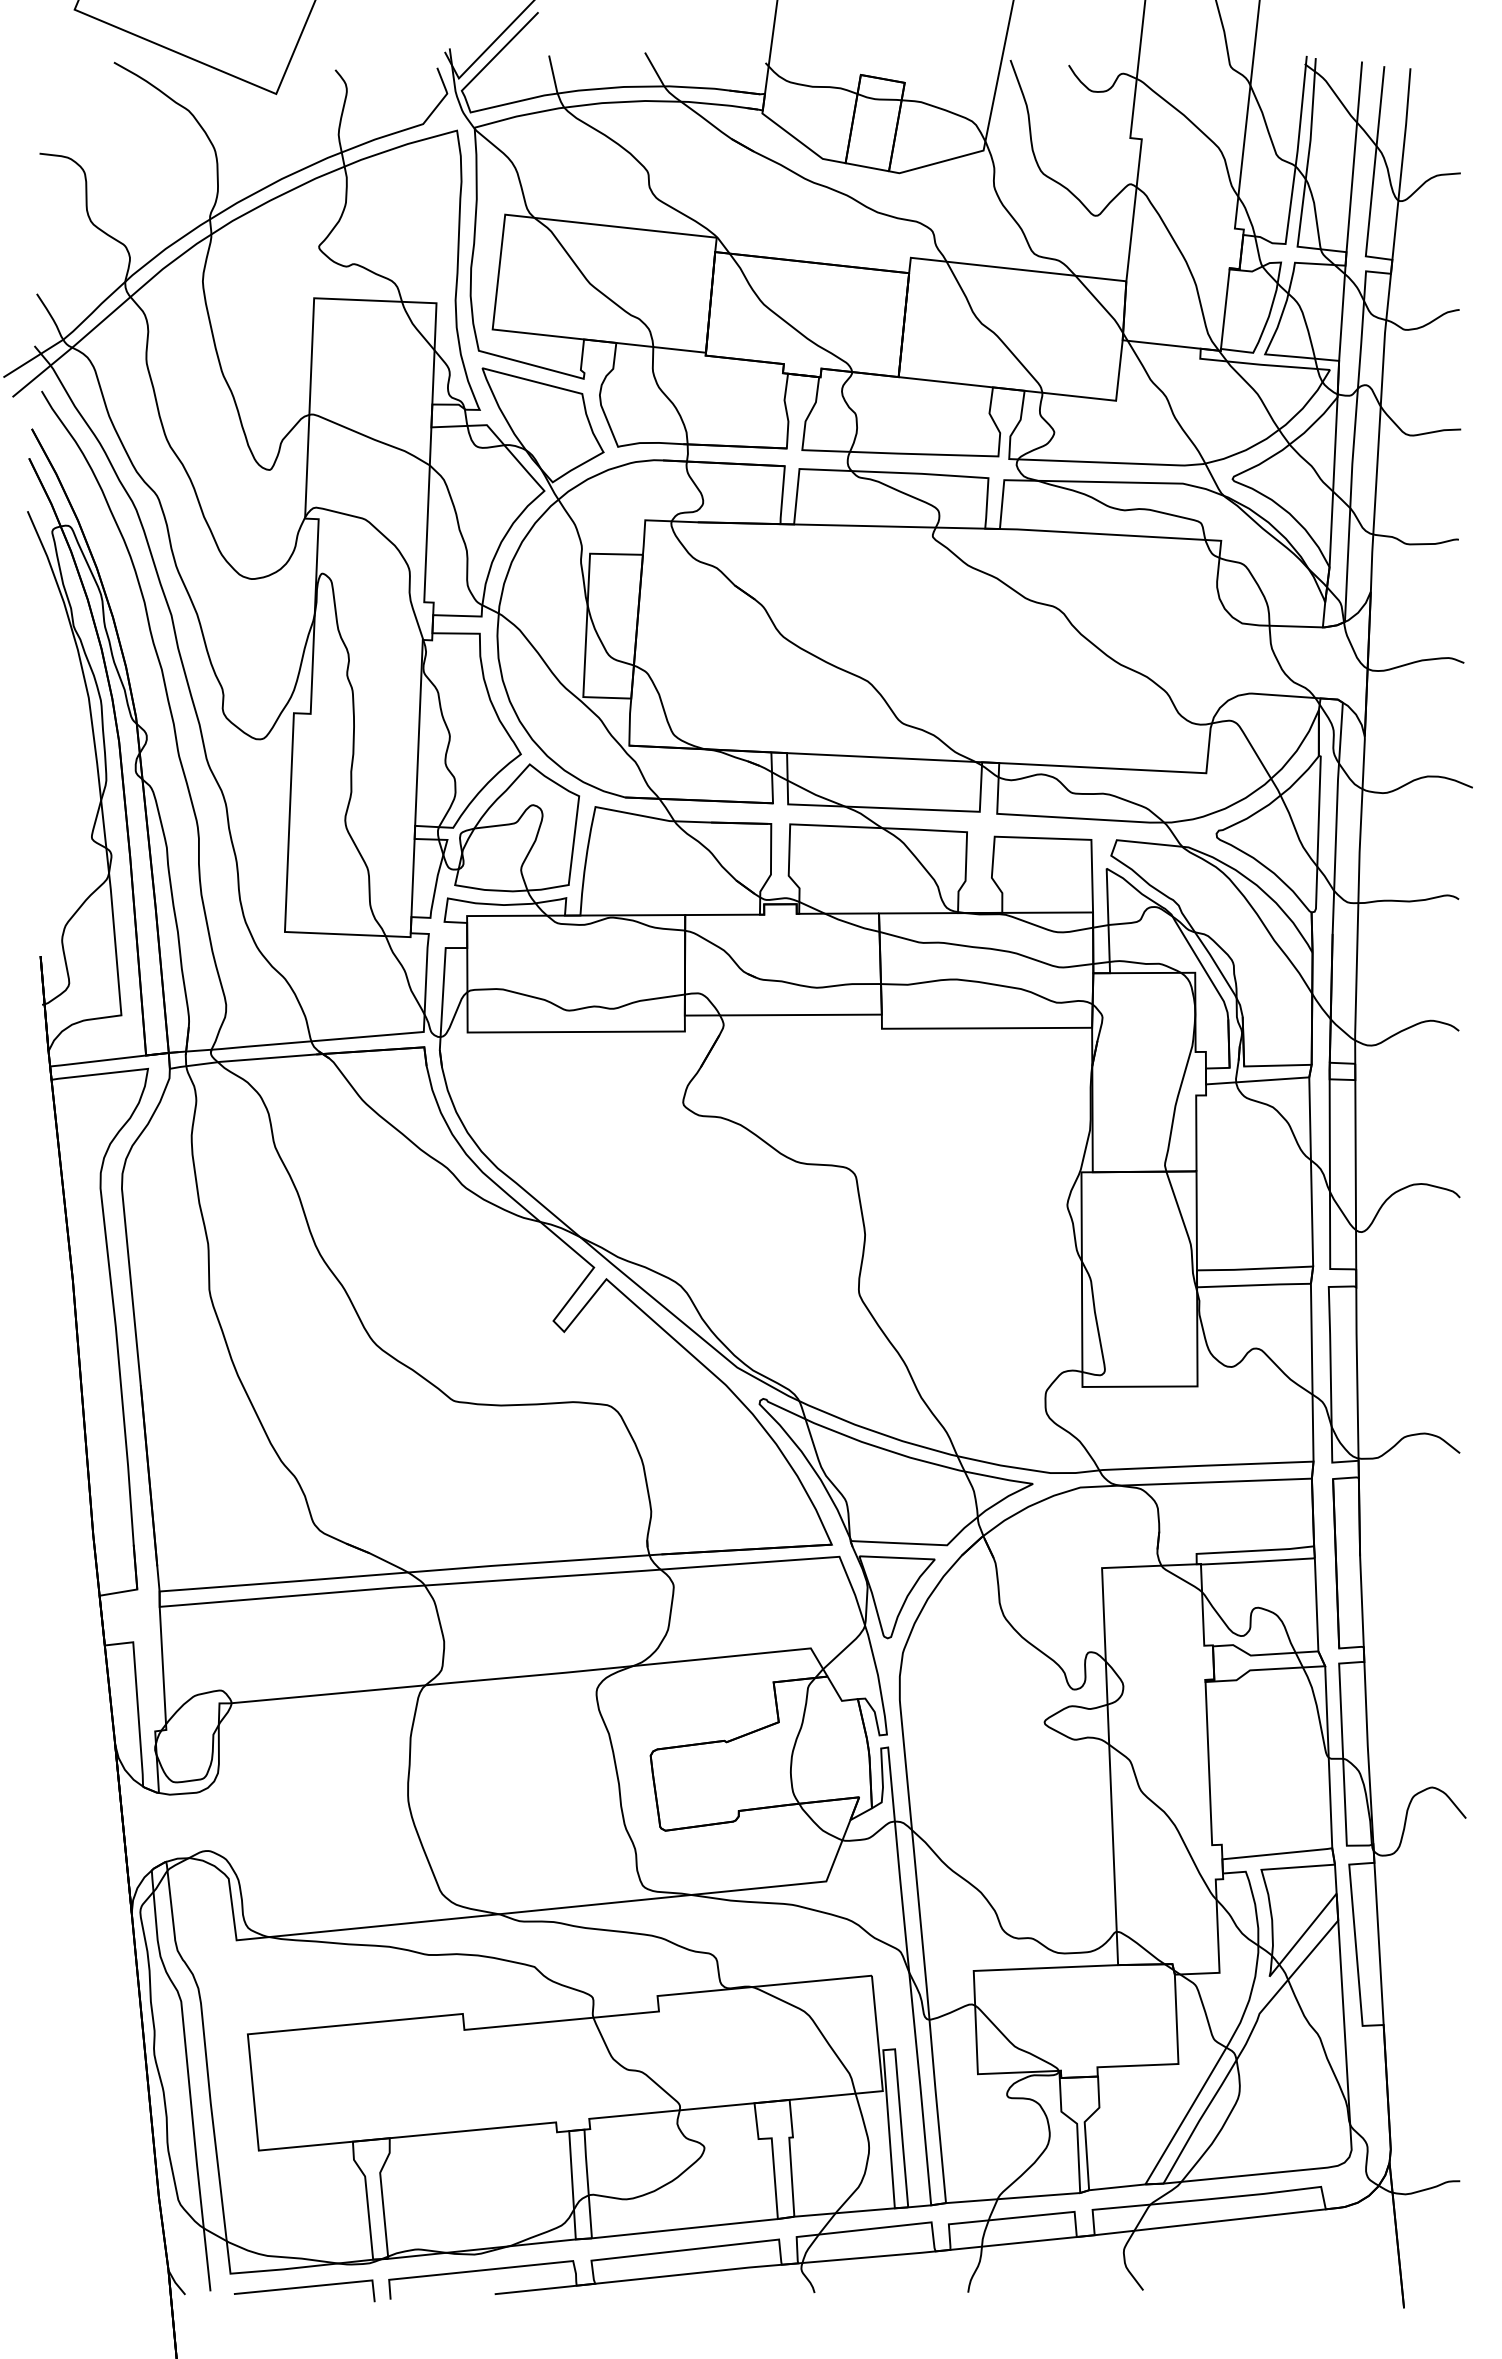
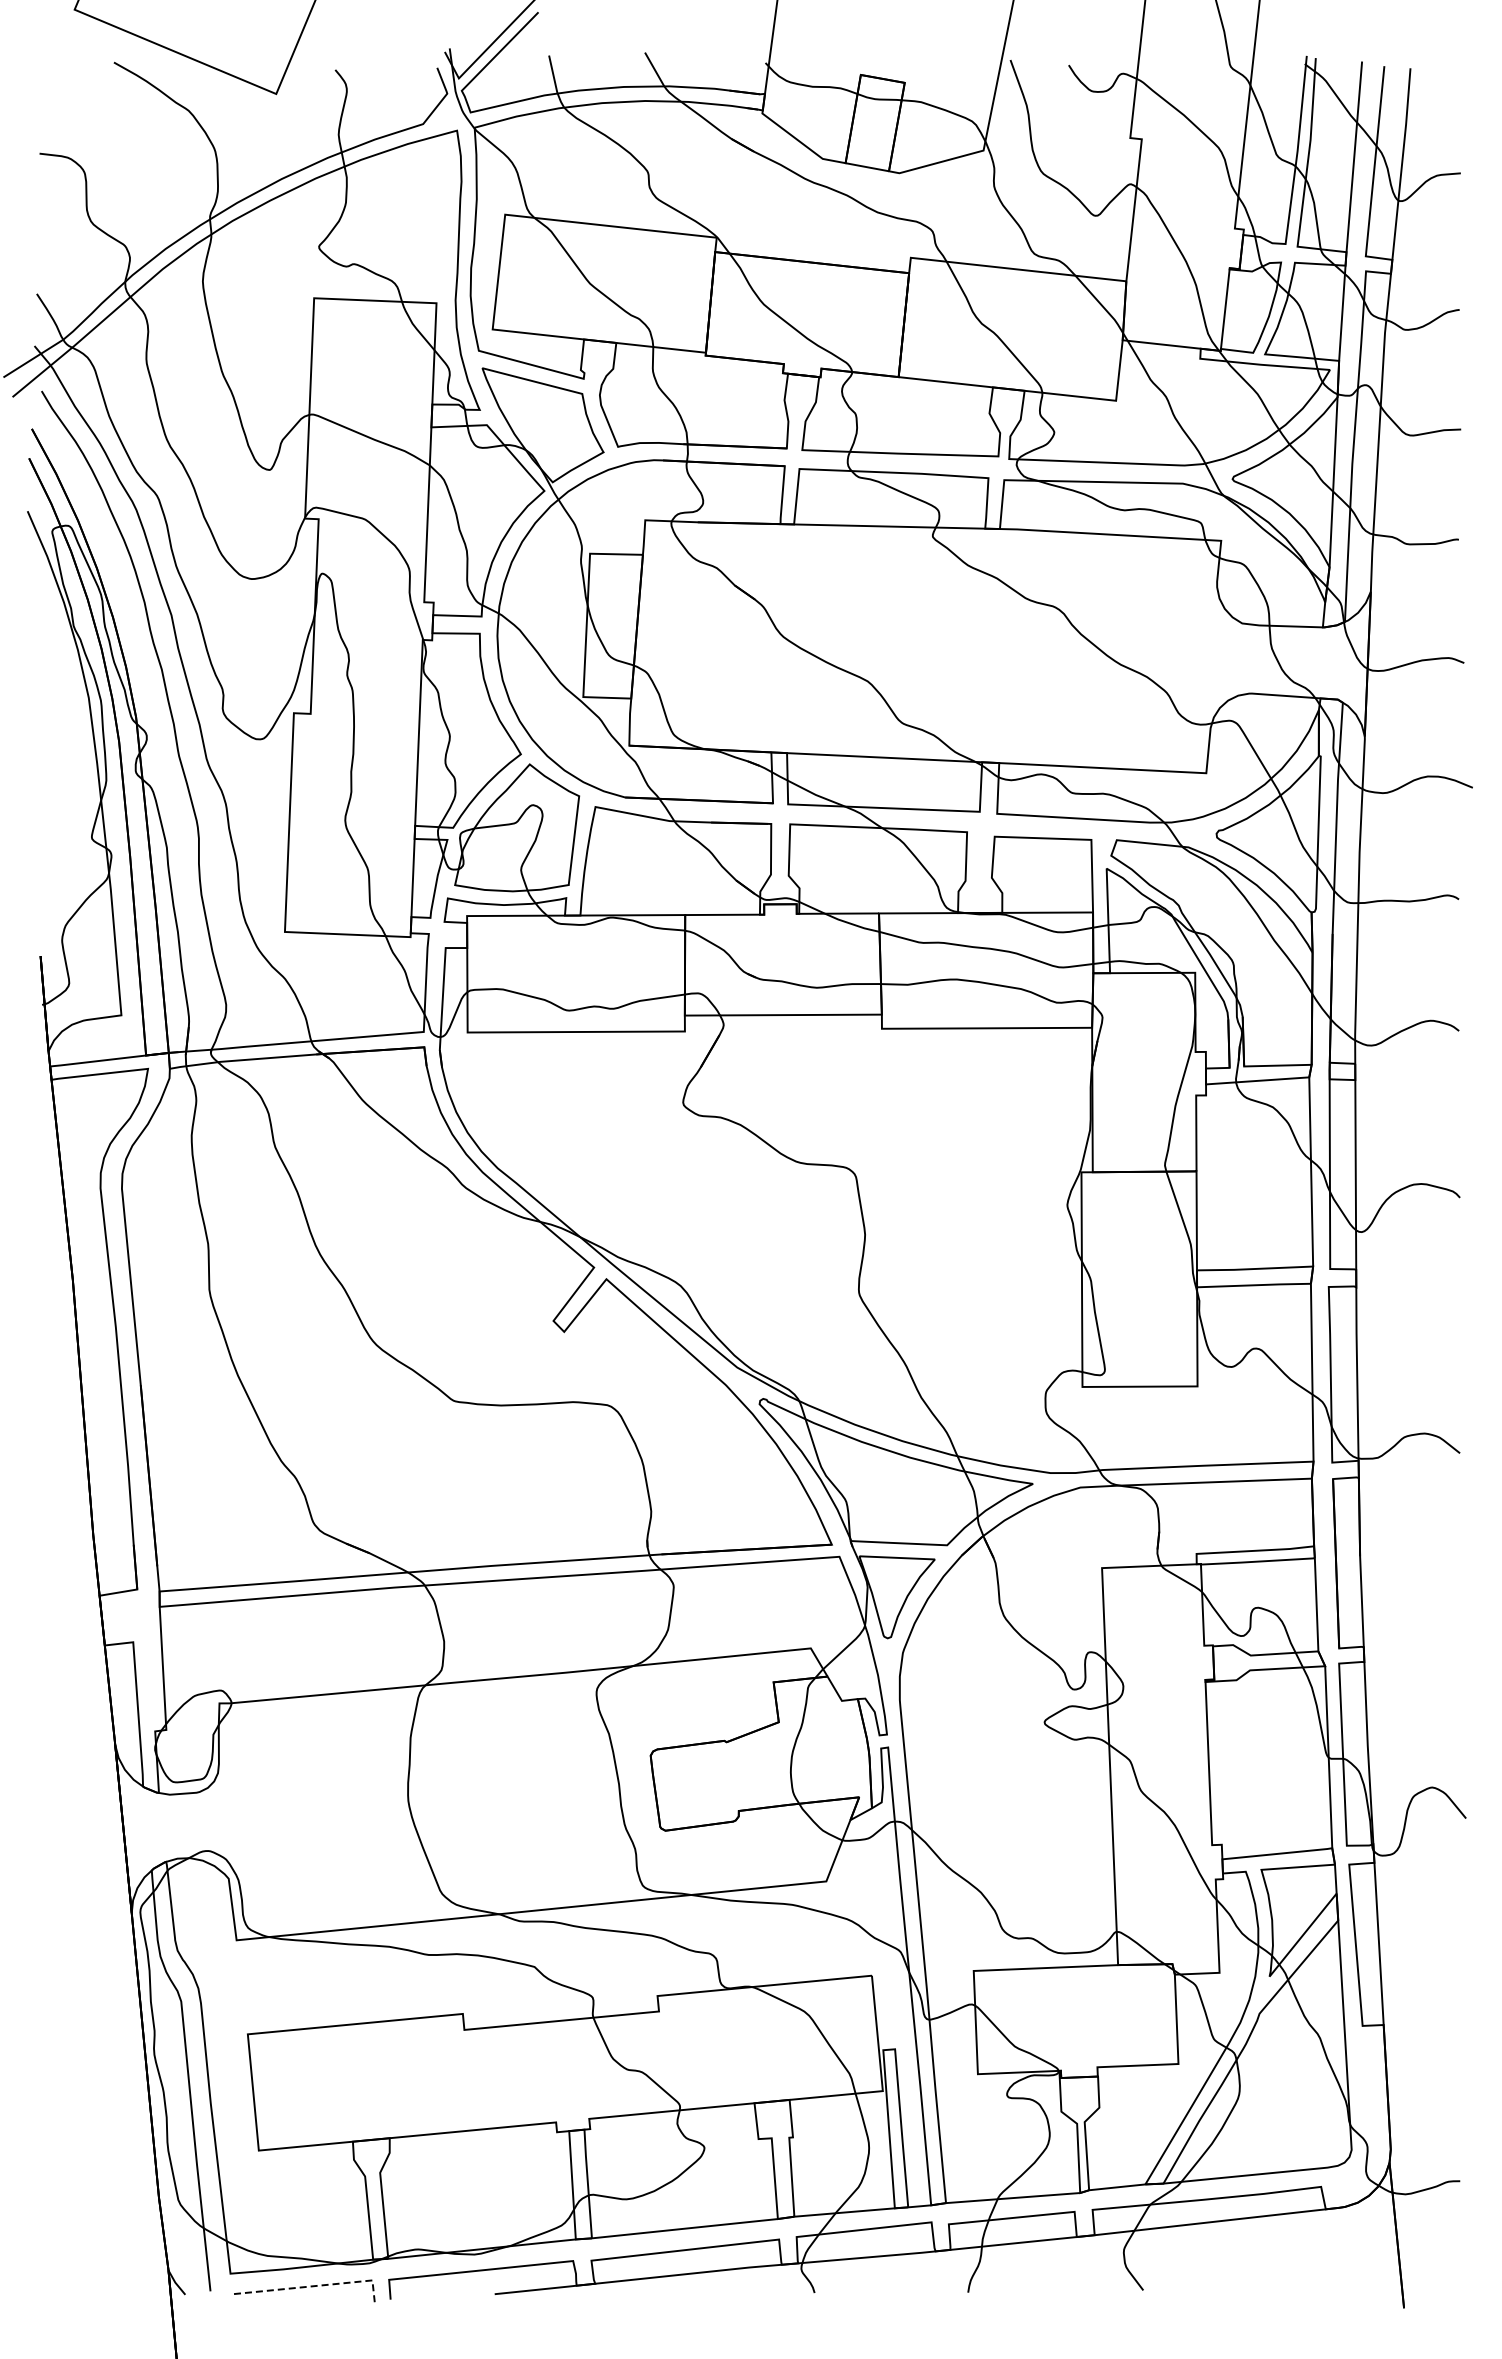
line: solid -> dashed (314, 2286)
